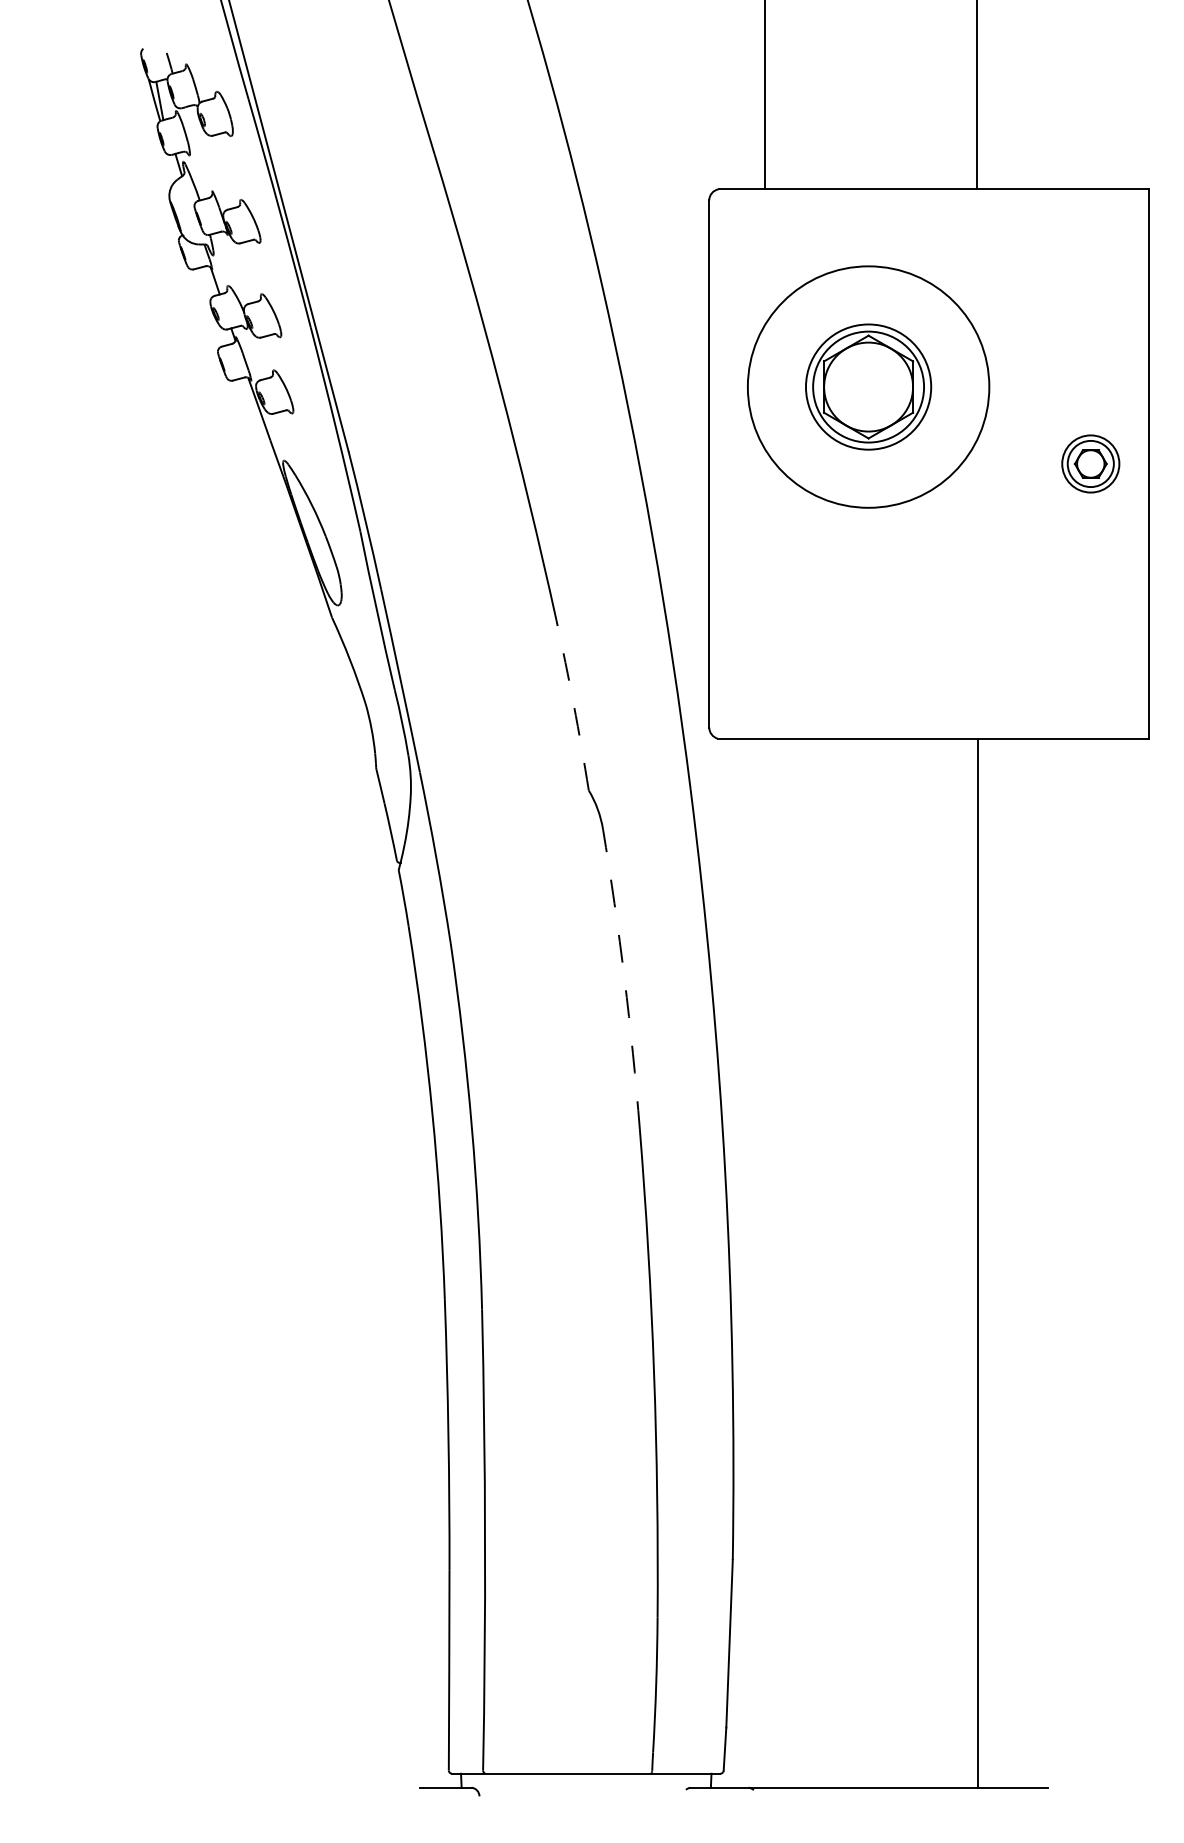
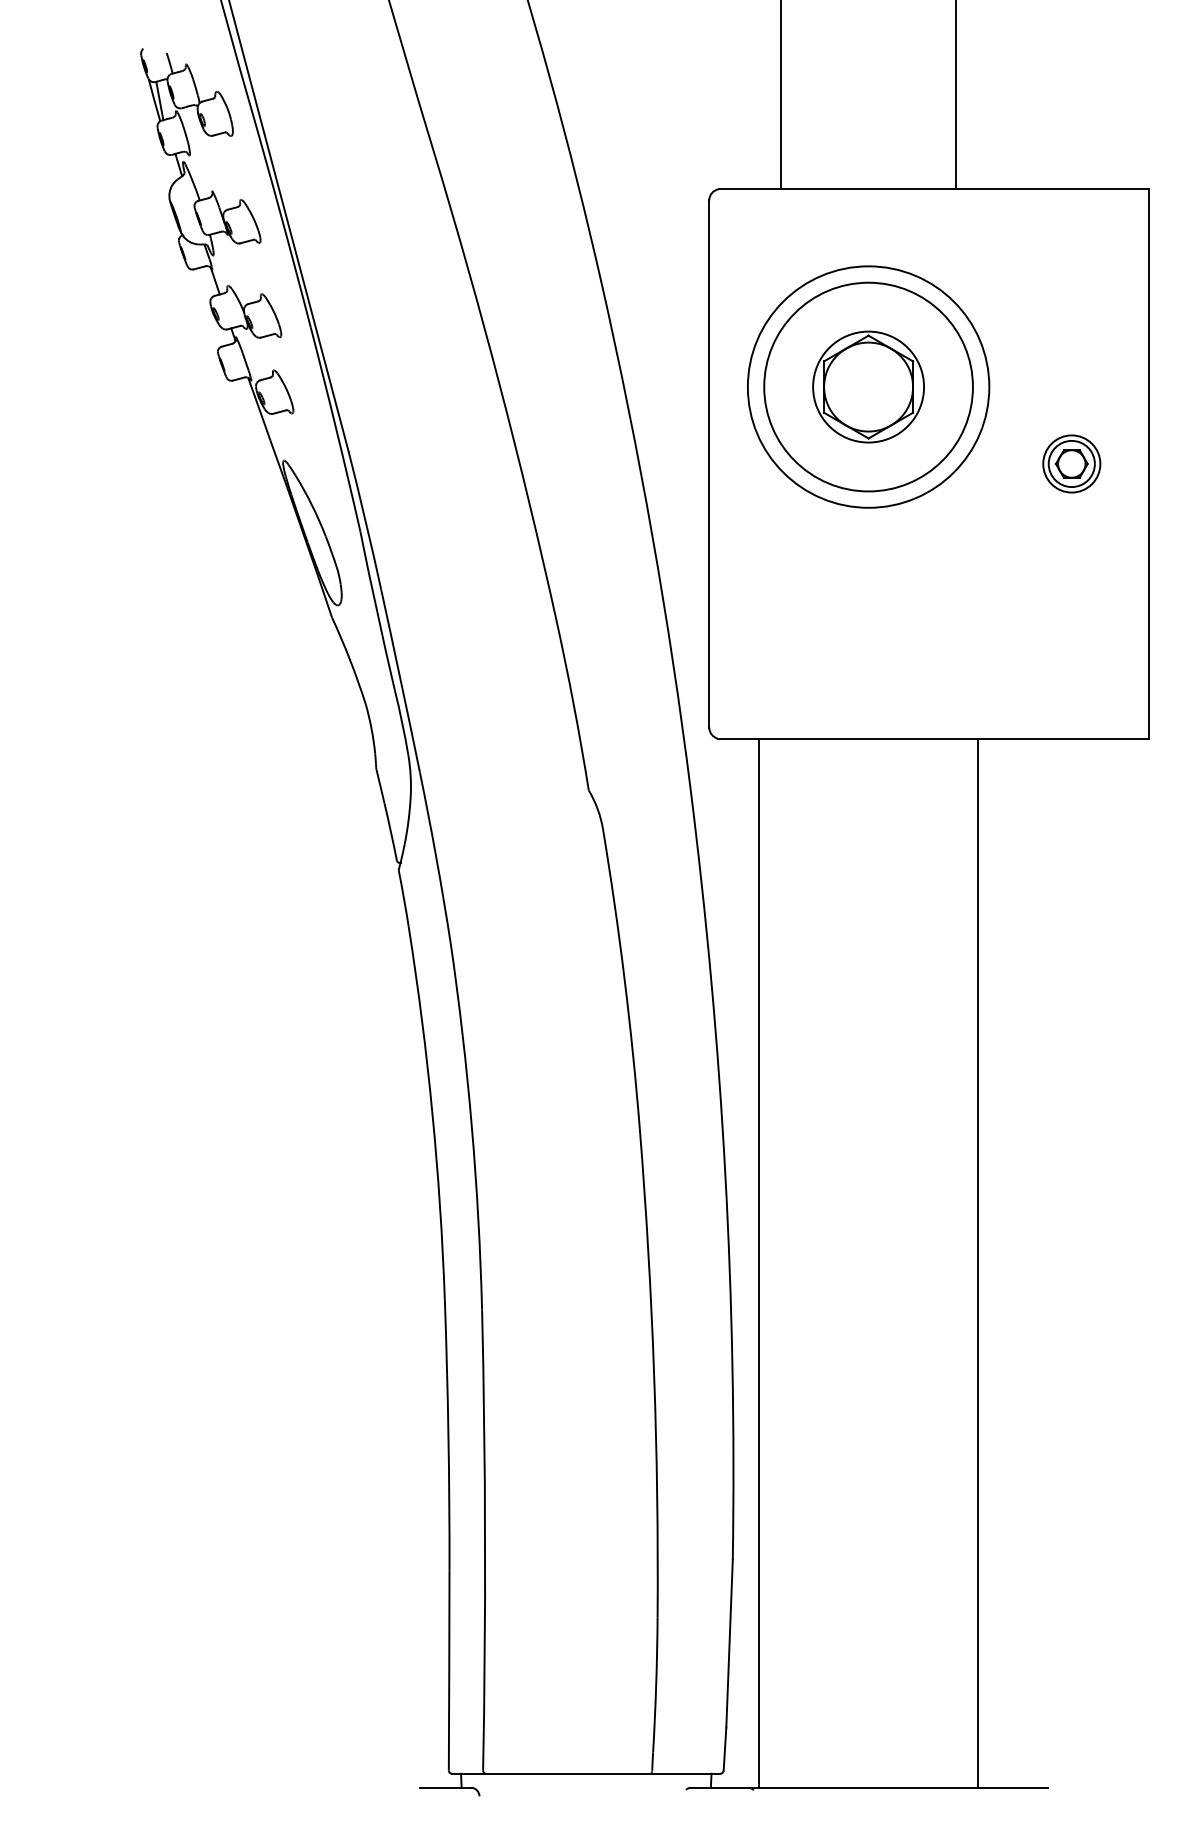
line position: (764, 95) -> (780, 95) (780, 95)
line position: (977, 95) -> (956, 95) (956, 95)
circle diameter: 125 px -> 209 px (868, 386)
part position: (1090, 463) -> (1071, 463) (1071, 463)
arc: dashed -> solid (573, 705)
arc: dashed -> solid (624, 978)
line: none -> present (758, 1262)
